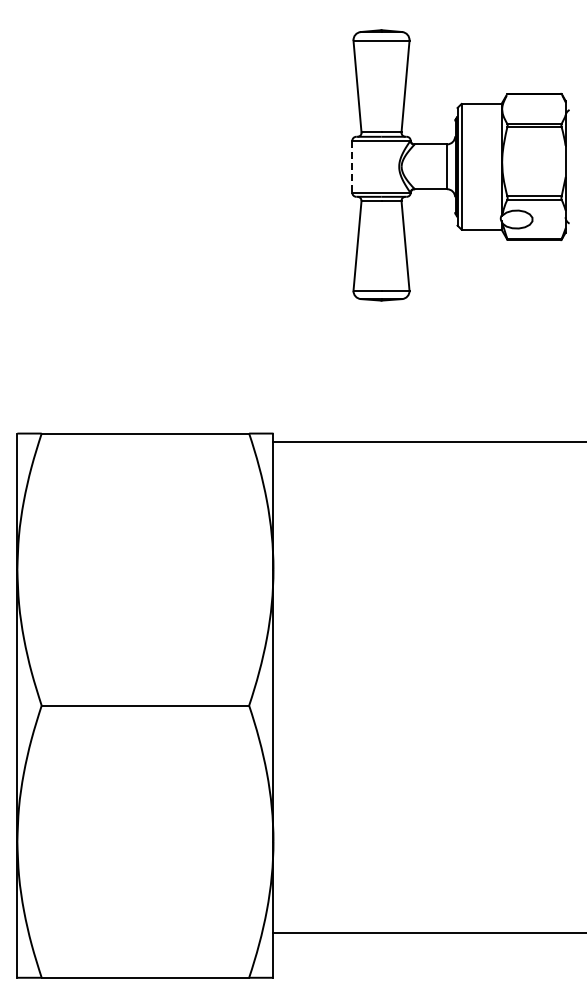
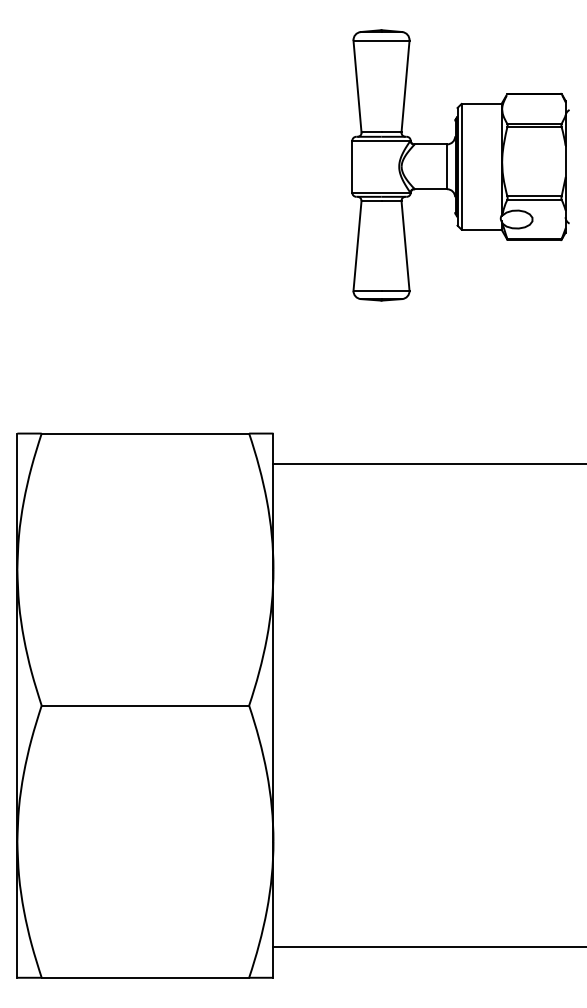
line: dashed -> solid (352, 167)
line position: (428, 442) -> (428, 464) (428, 464)
line position: (428, 932) -> (428, 946) (428, 946)
